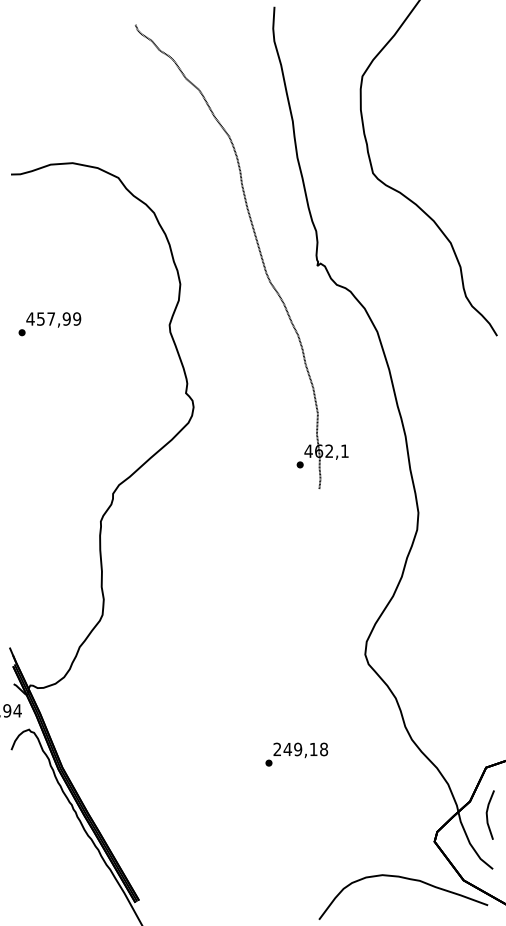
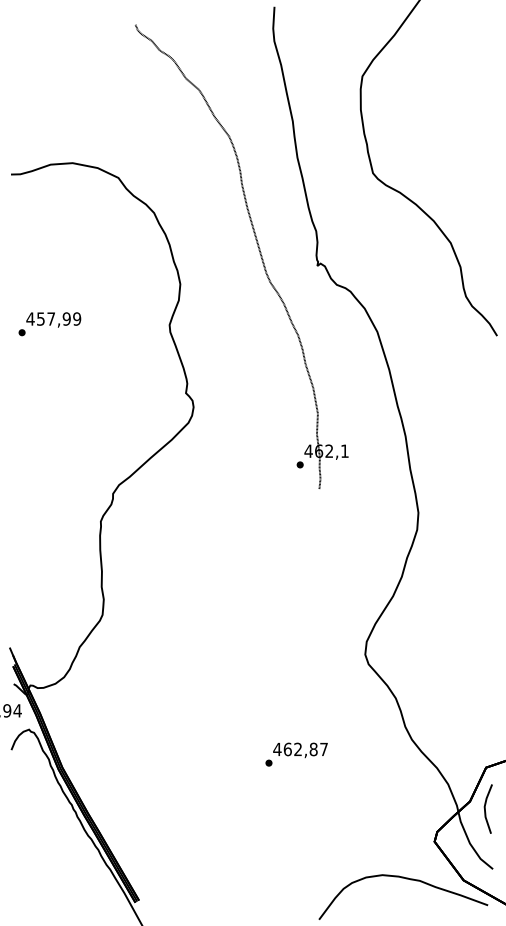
text: 249,18 -> 462,87 (300, 749)
line position: (487, 814) -> (485, 808) (485, 808)
